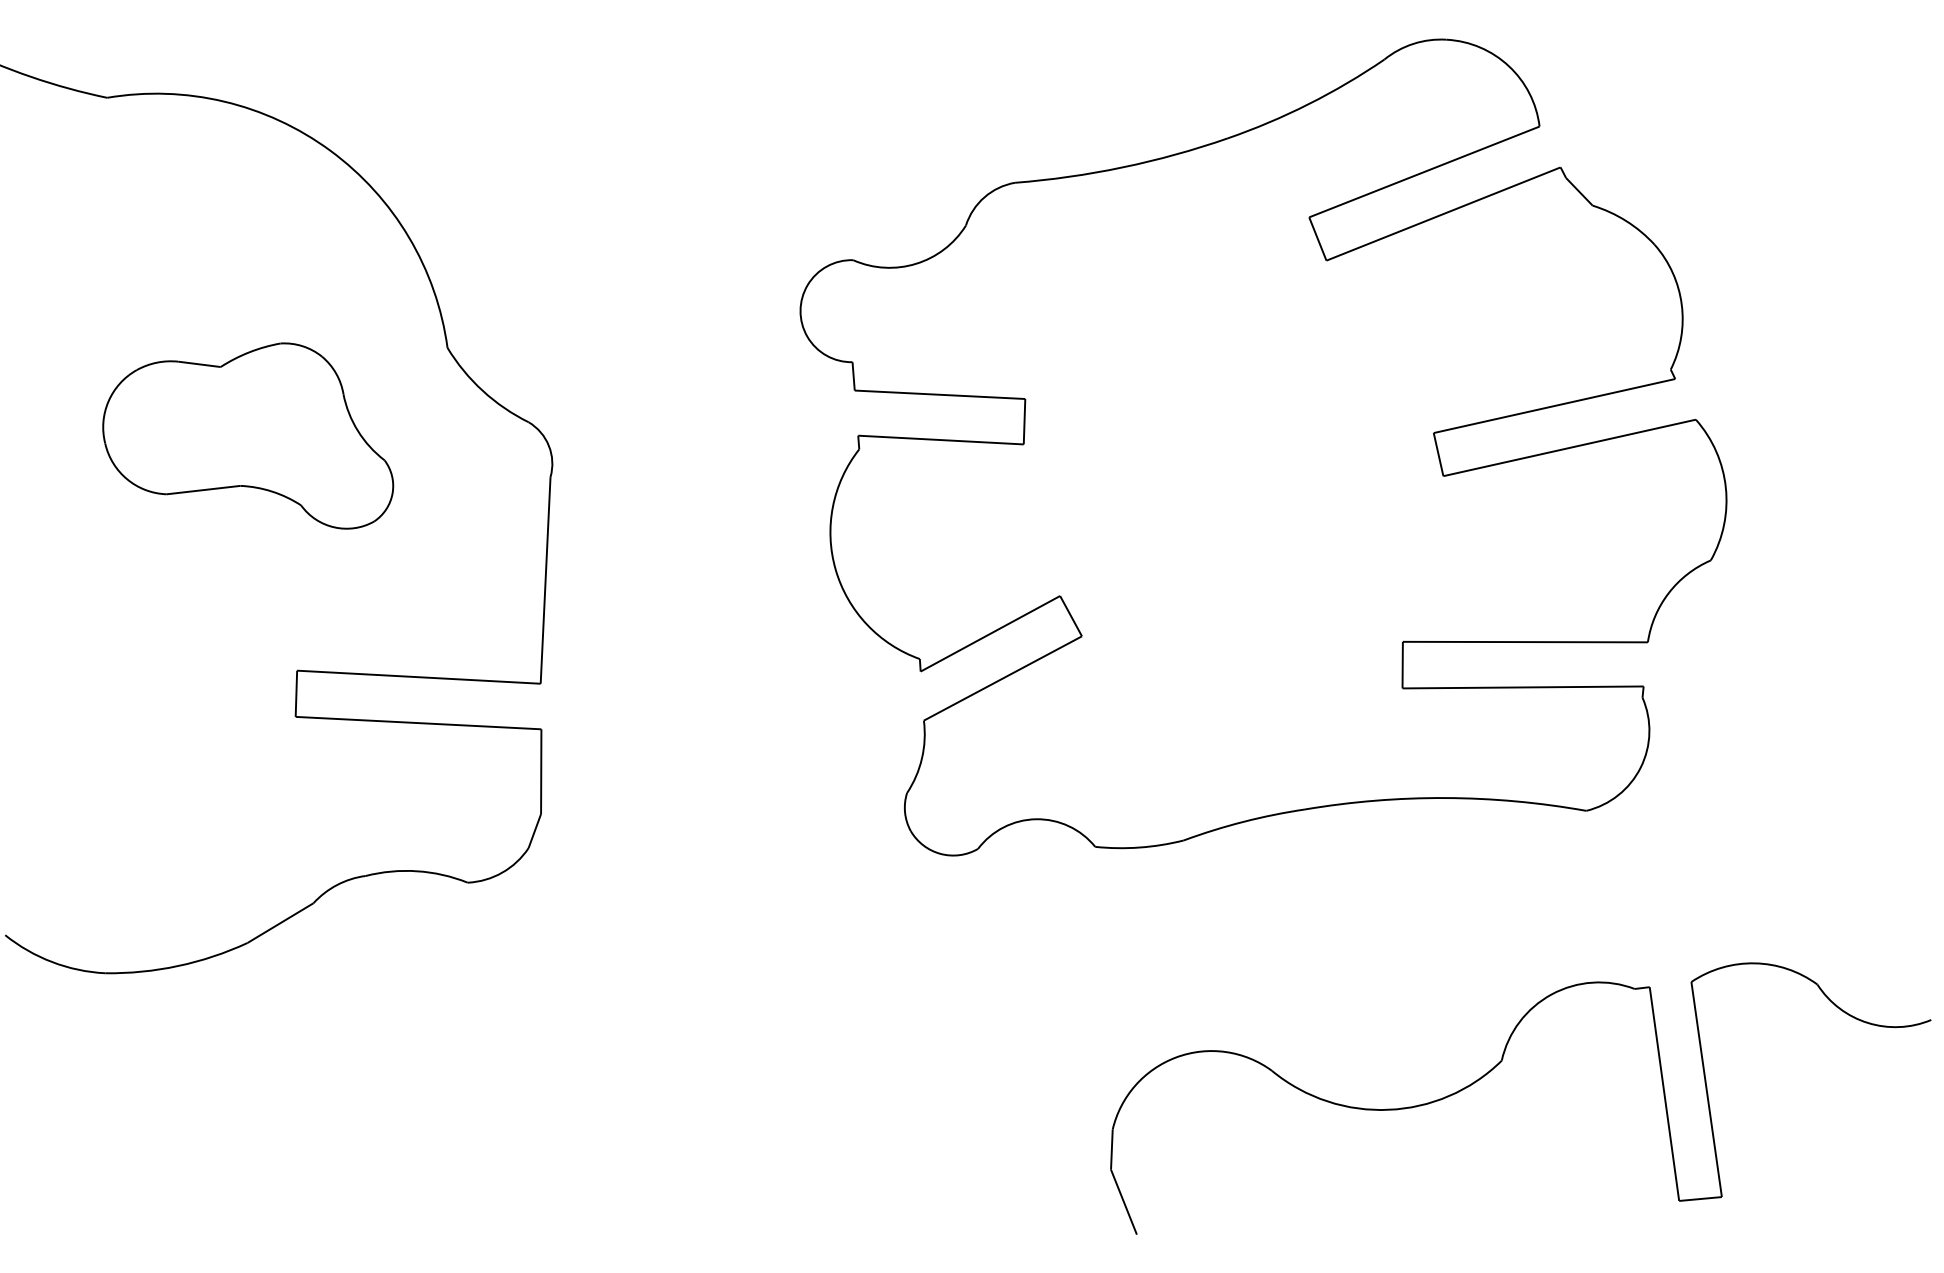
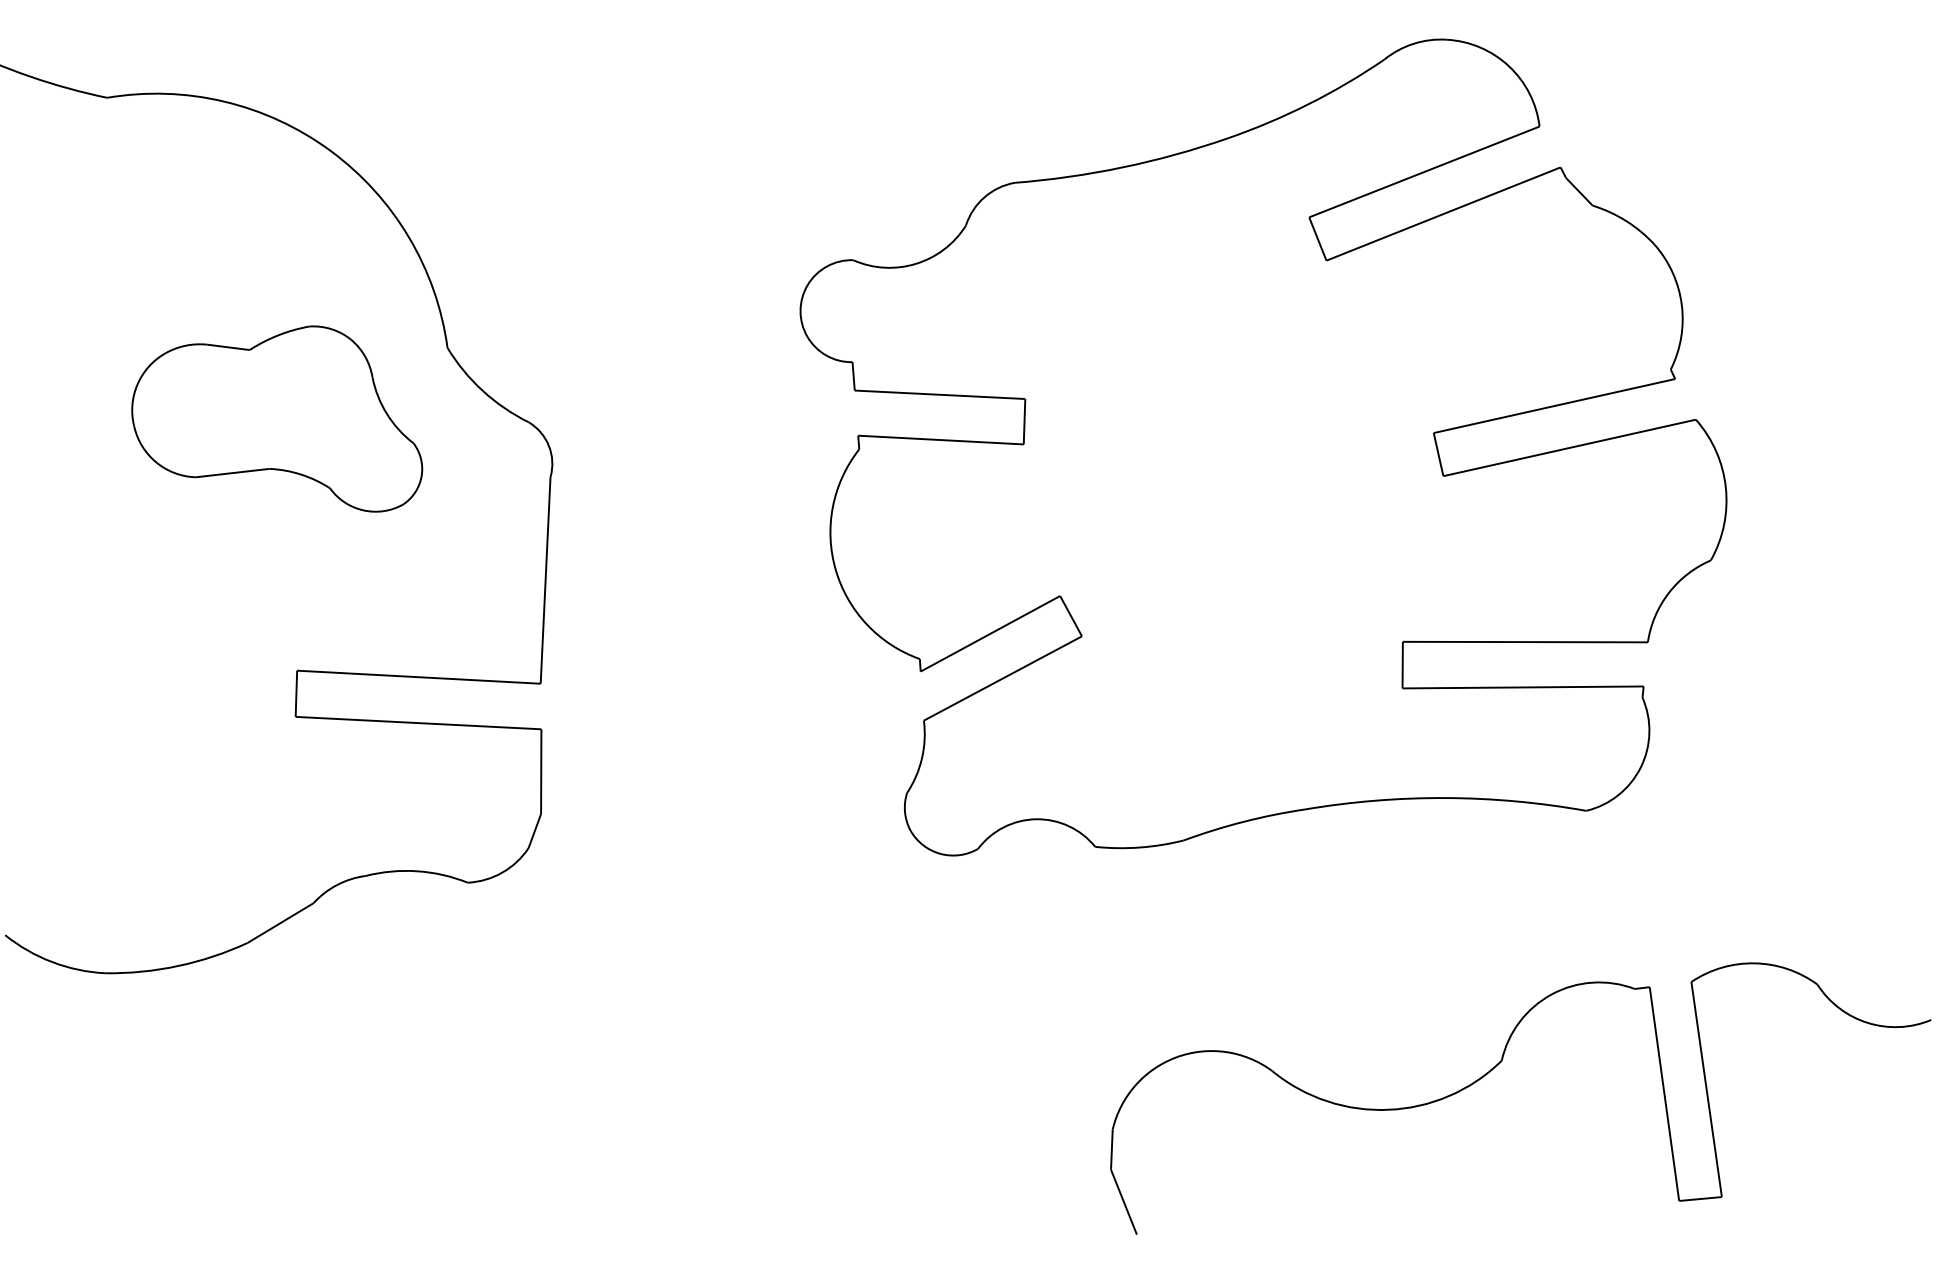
part position: (248, 435) -> (277, 418) (277, 418)
